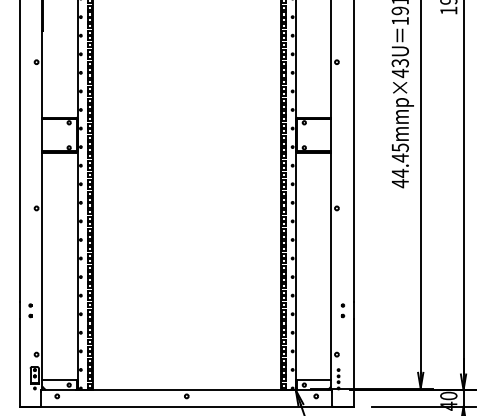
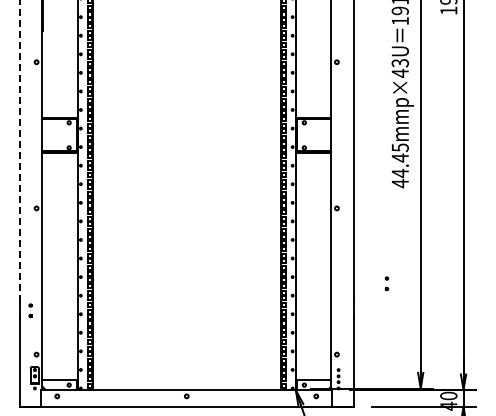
line: solid -> dashed (19, 151)
part position: (342, 310) -> (386, 283) (386, 283)
